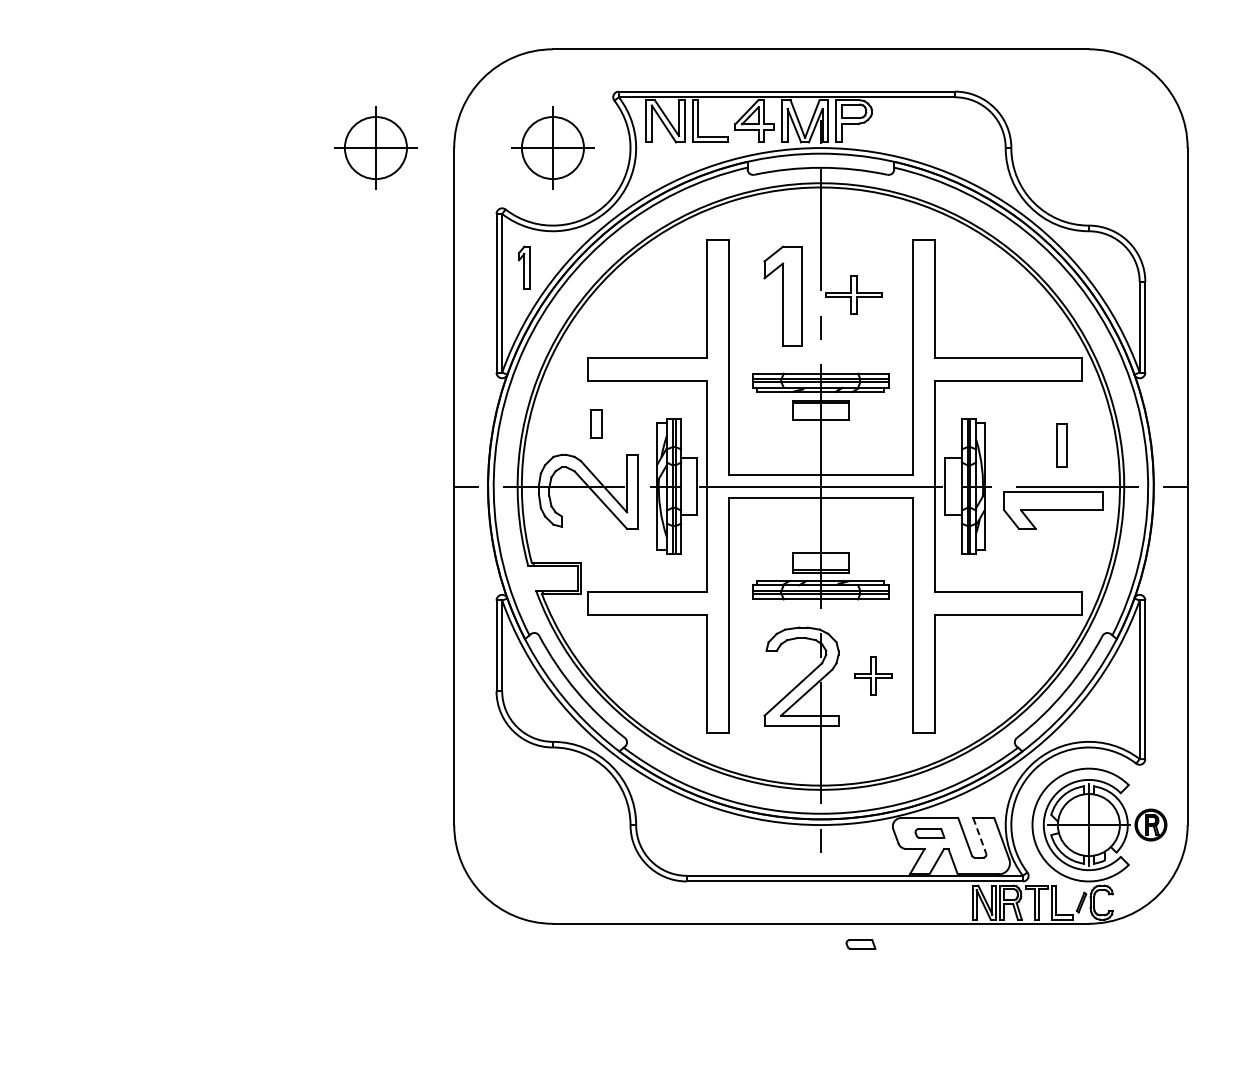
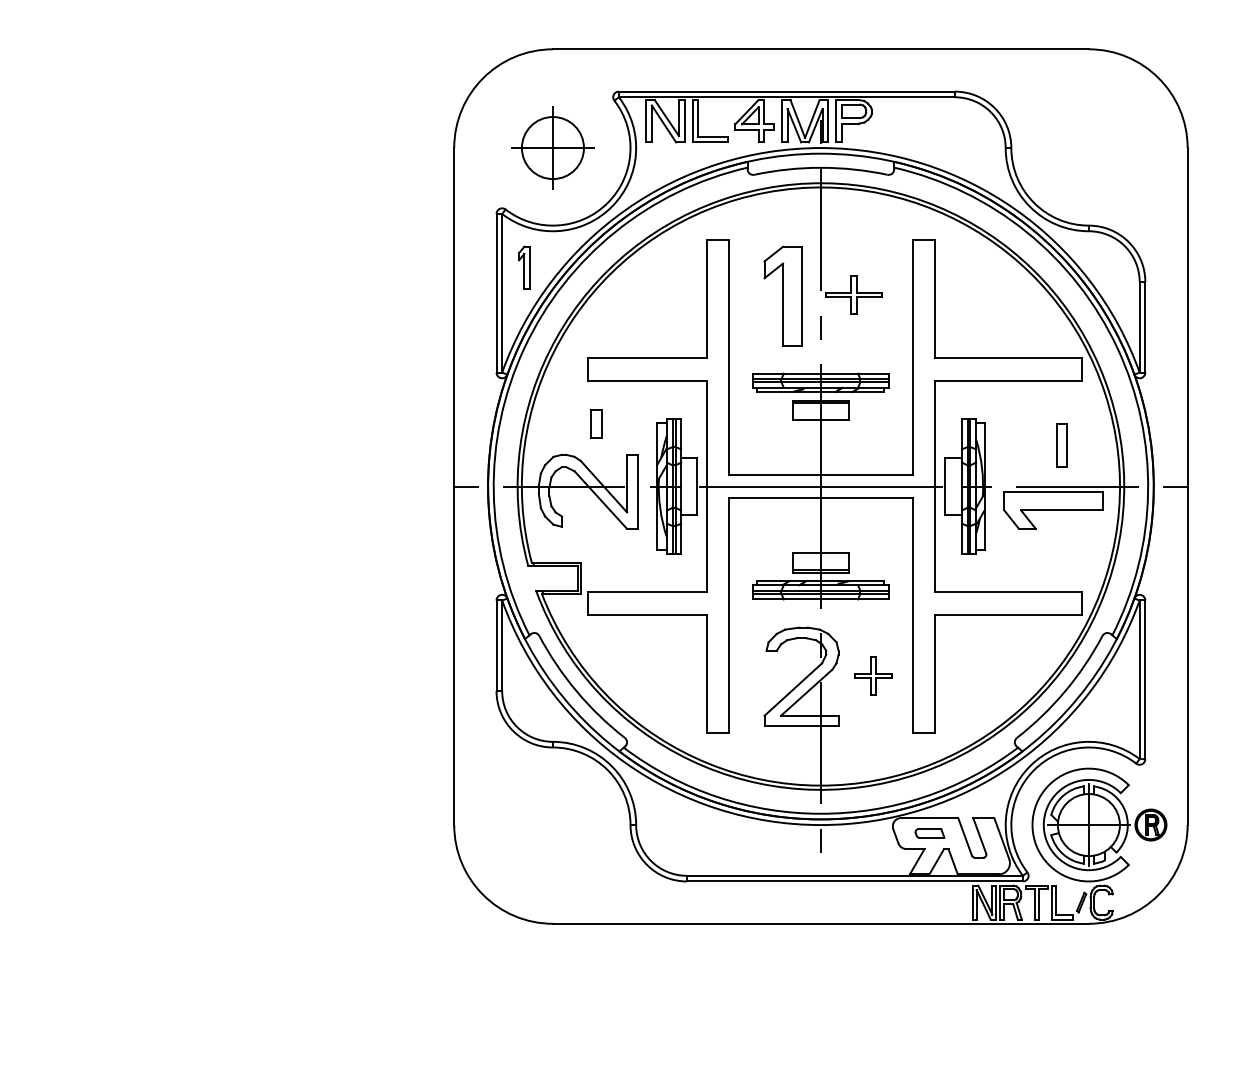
part: present -> none (375, 147)
line: dashed -> solid (979, 835)
part: present -> none (860, 944)
